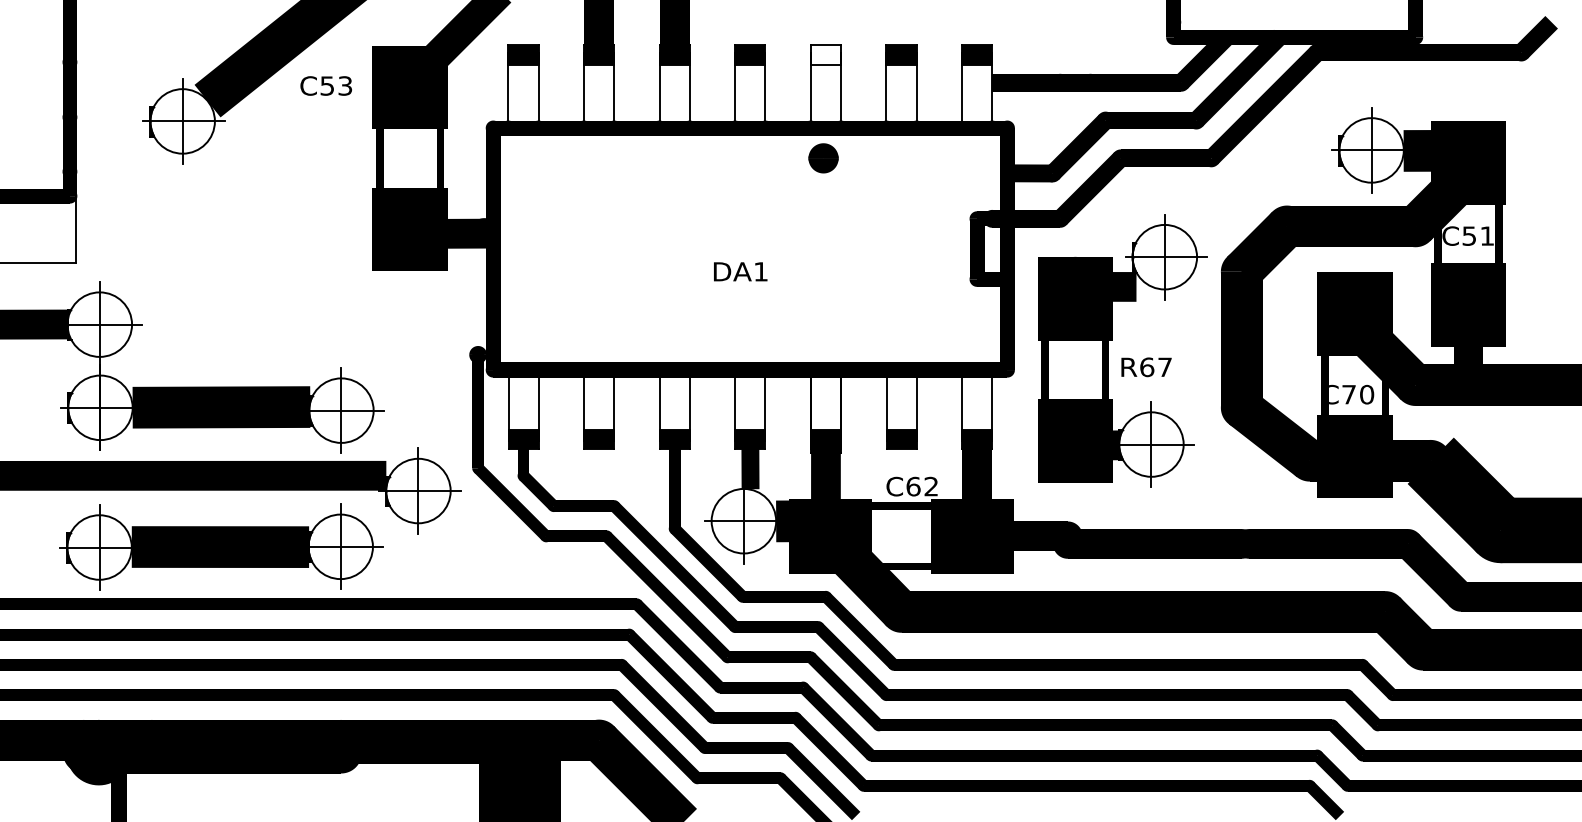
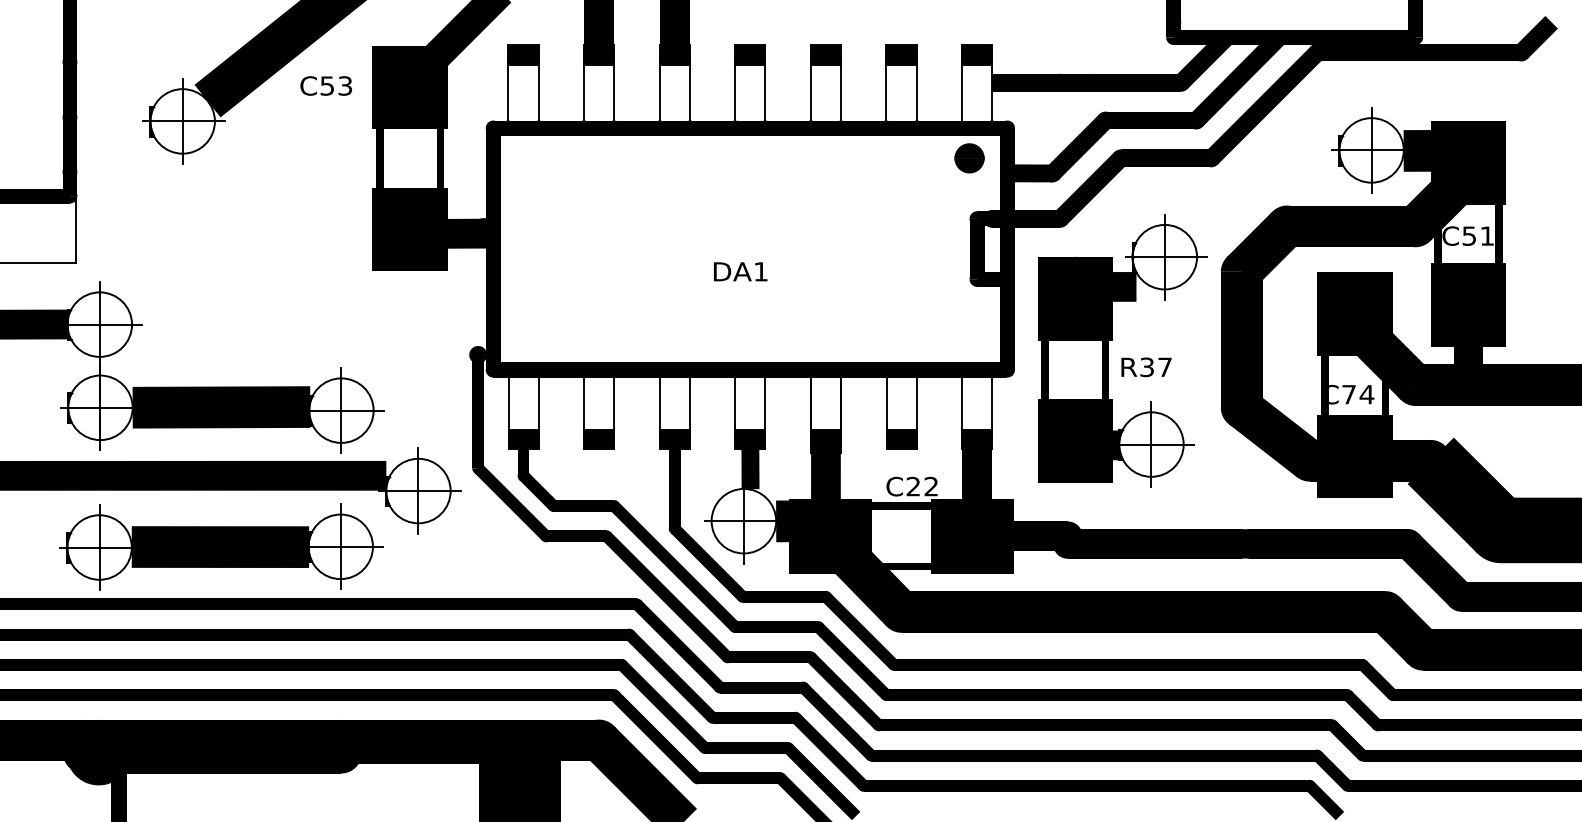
fill: none -> present (825, 54)
part position: (823, 158) -> (969, 158) (969, 158)
text: R67 -> R37 (1147, 367)
text: C70 -> C74 (1366, 394)
text: C62 -> C22 (913, 486)
